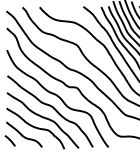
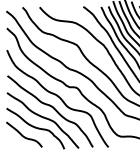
line: present -> none (9, 140)
